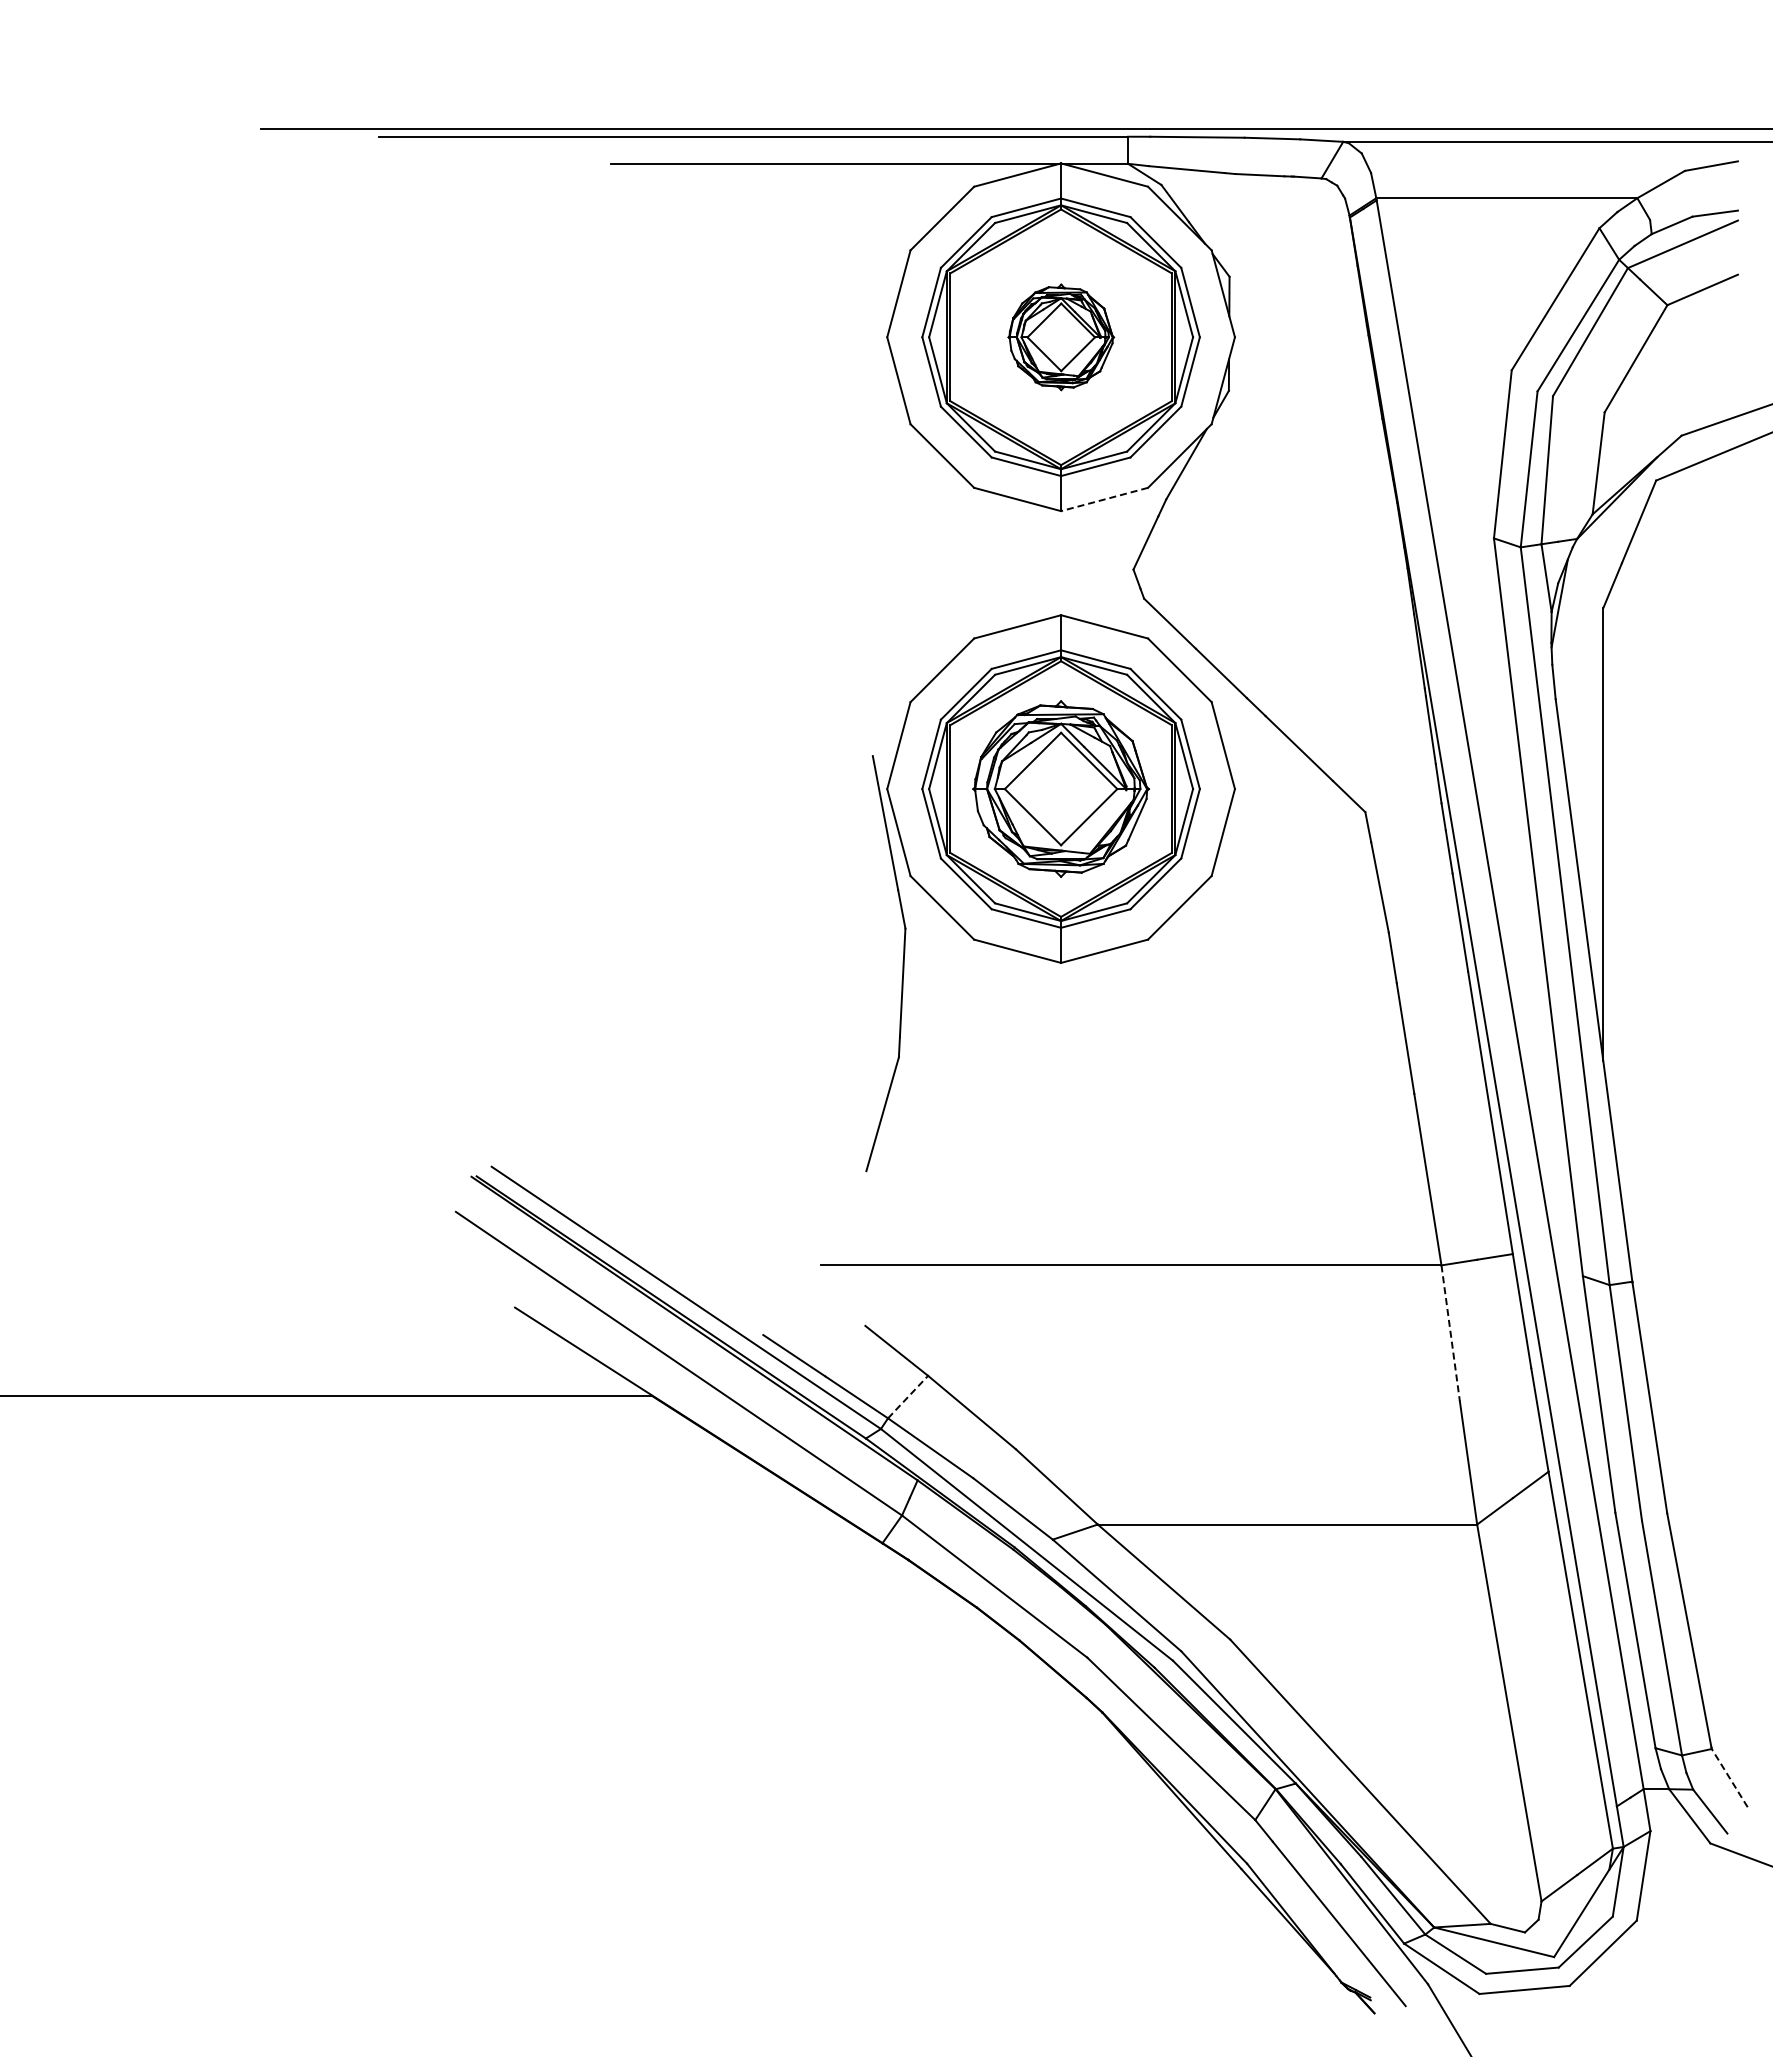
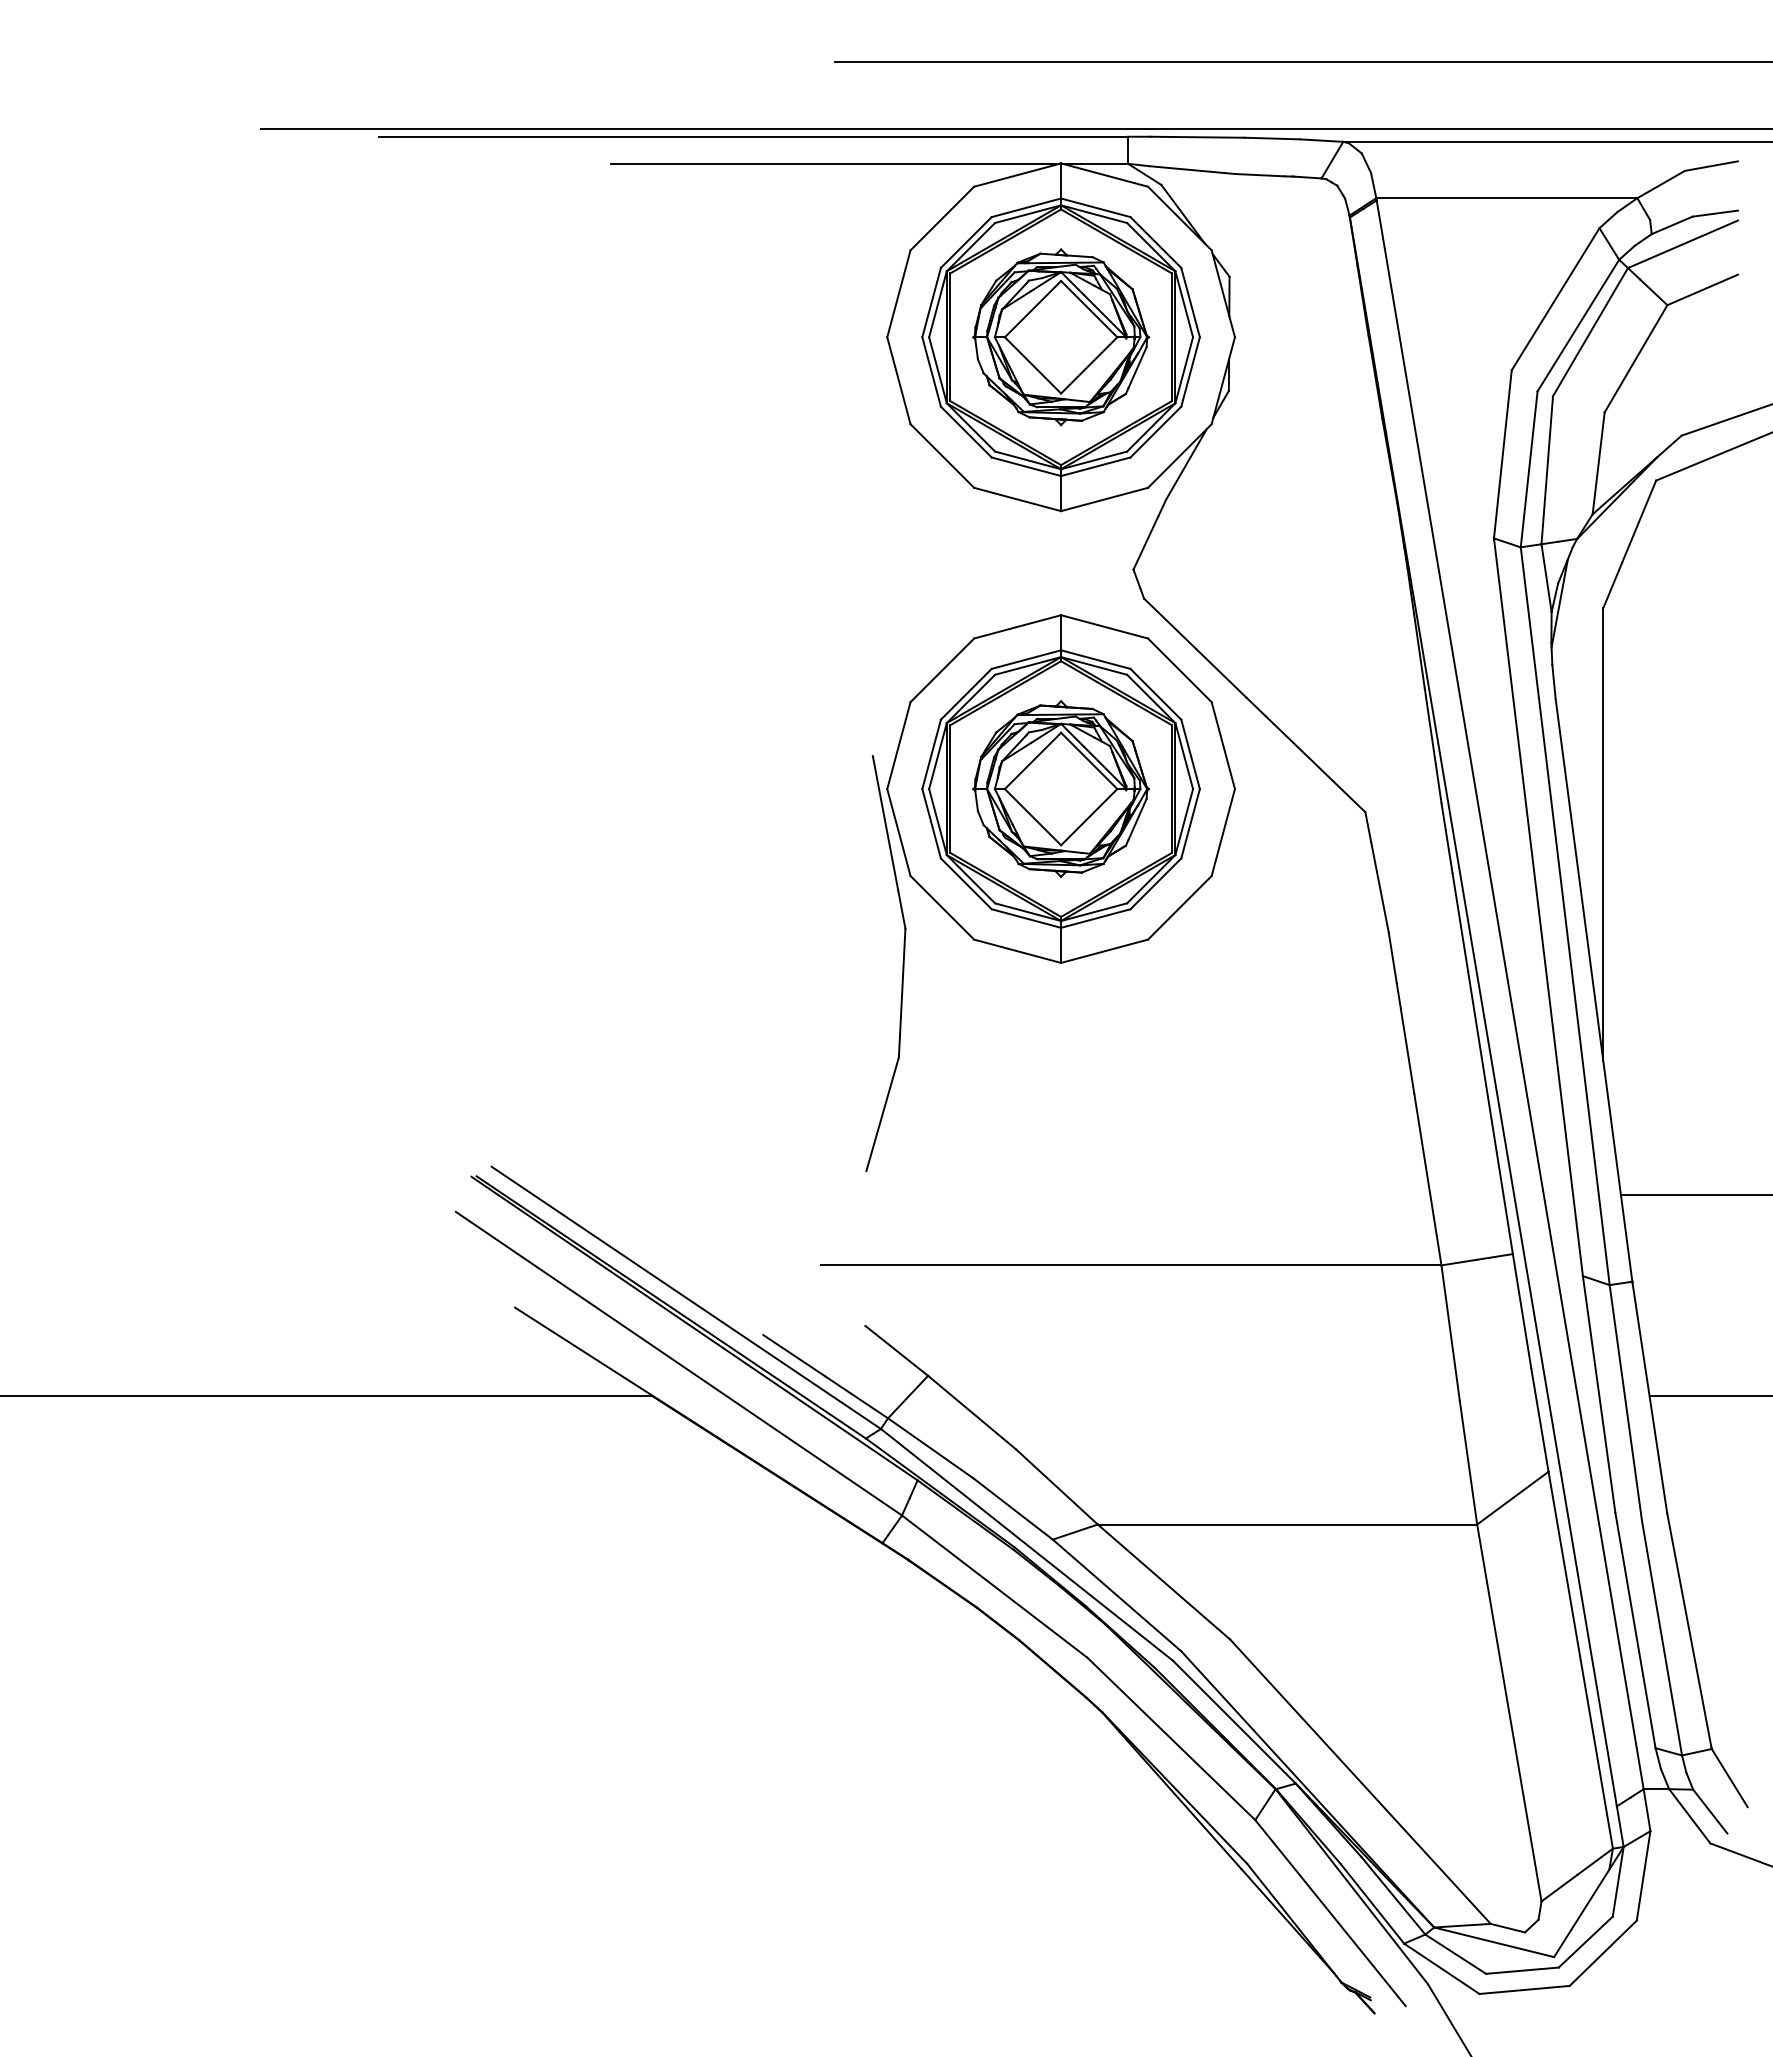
line: none -> present (1302, 61)
part size: 109x109 px -> 179x179 px (1061, 337)
line: dashed -> solid (1104, 499)
line: none -> present (1694, 1194)
line: dashed -> solid (1450, 1333)
line: none -> present (1709, 1395)
line: dashed -> solid (908, 1396)
line: dashed -> solid (1729, 1777)
